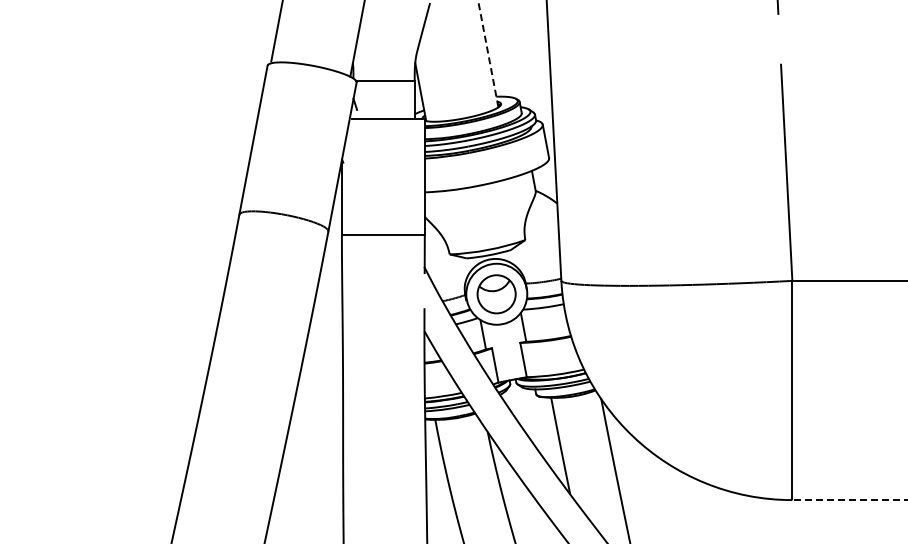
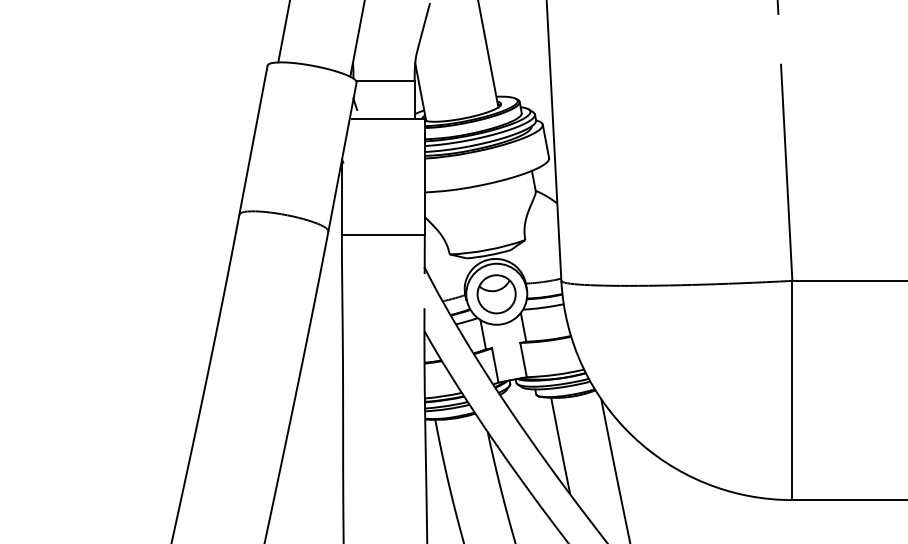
line position: (276, 31) -> (283, 32) (283, 32)
line: dashed -> solid (488, 53)
line: dashed -> solid (849, 500)
